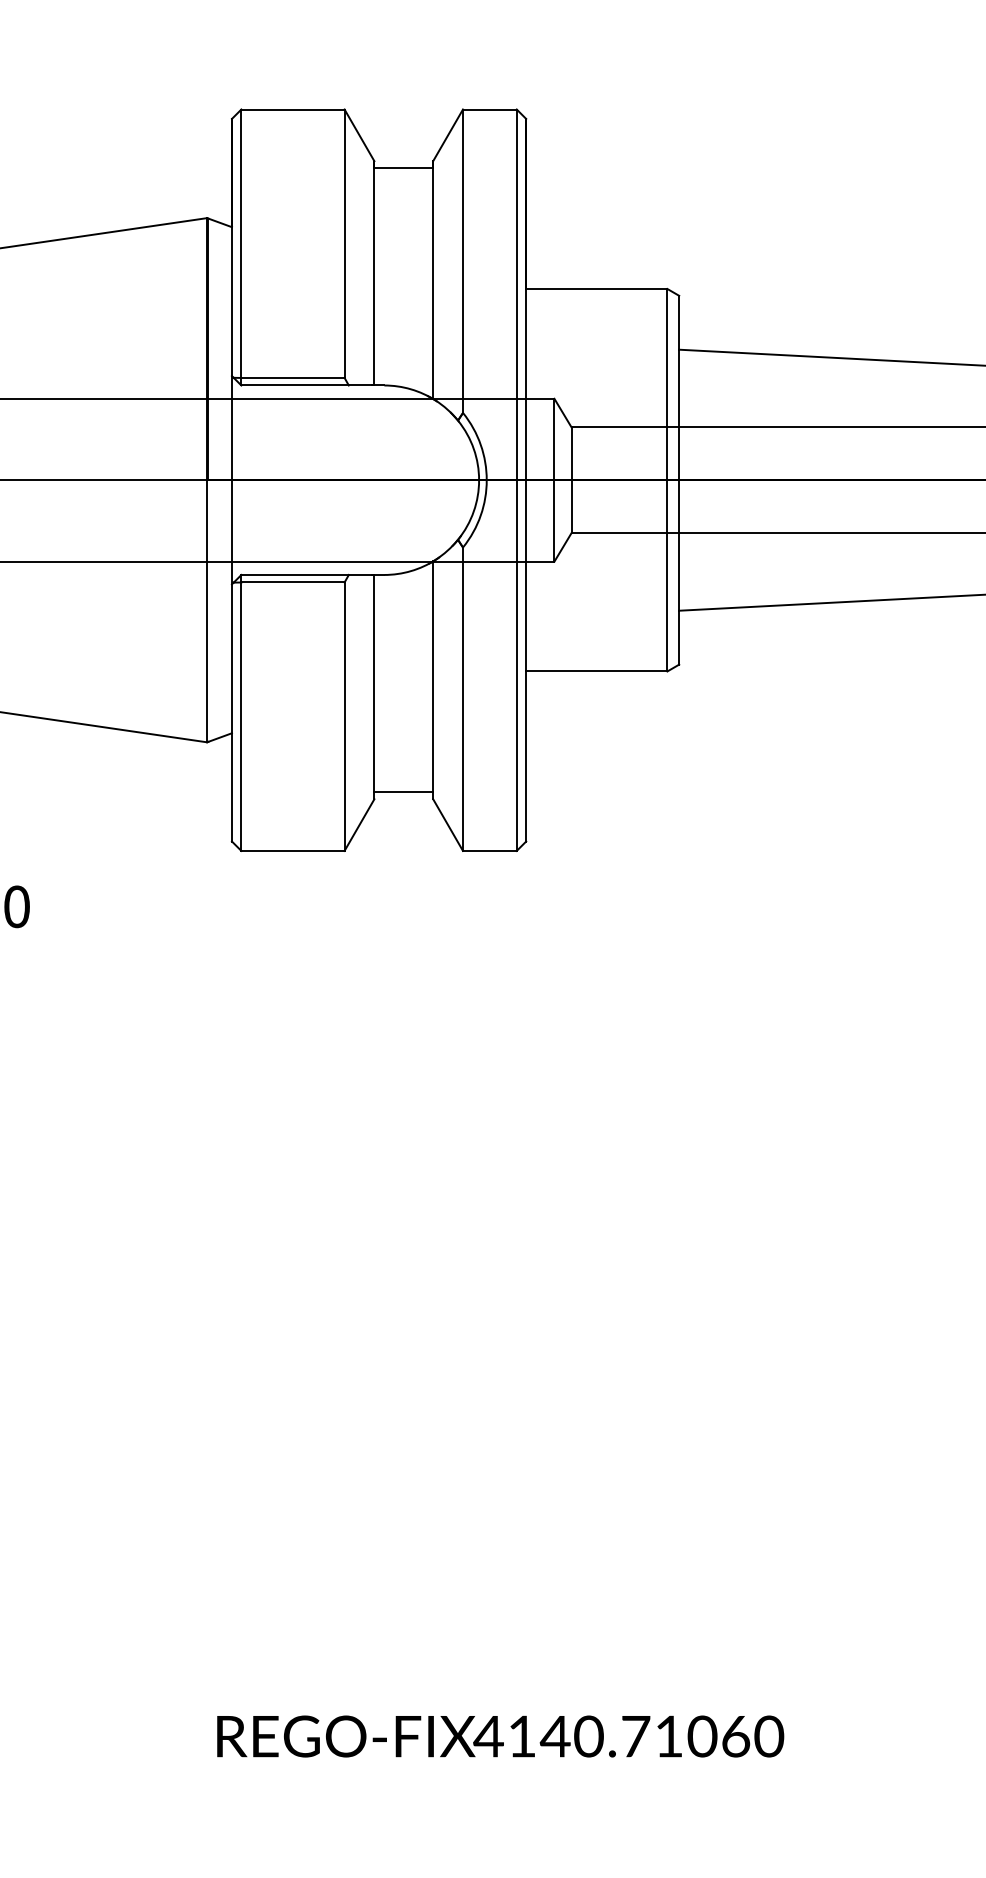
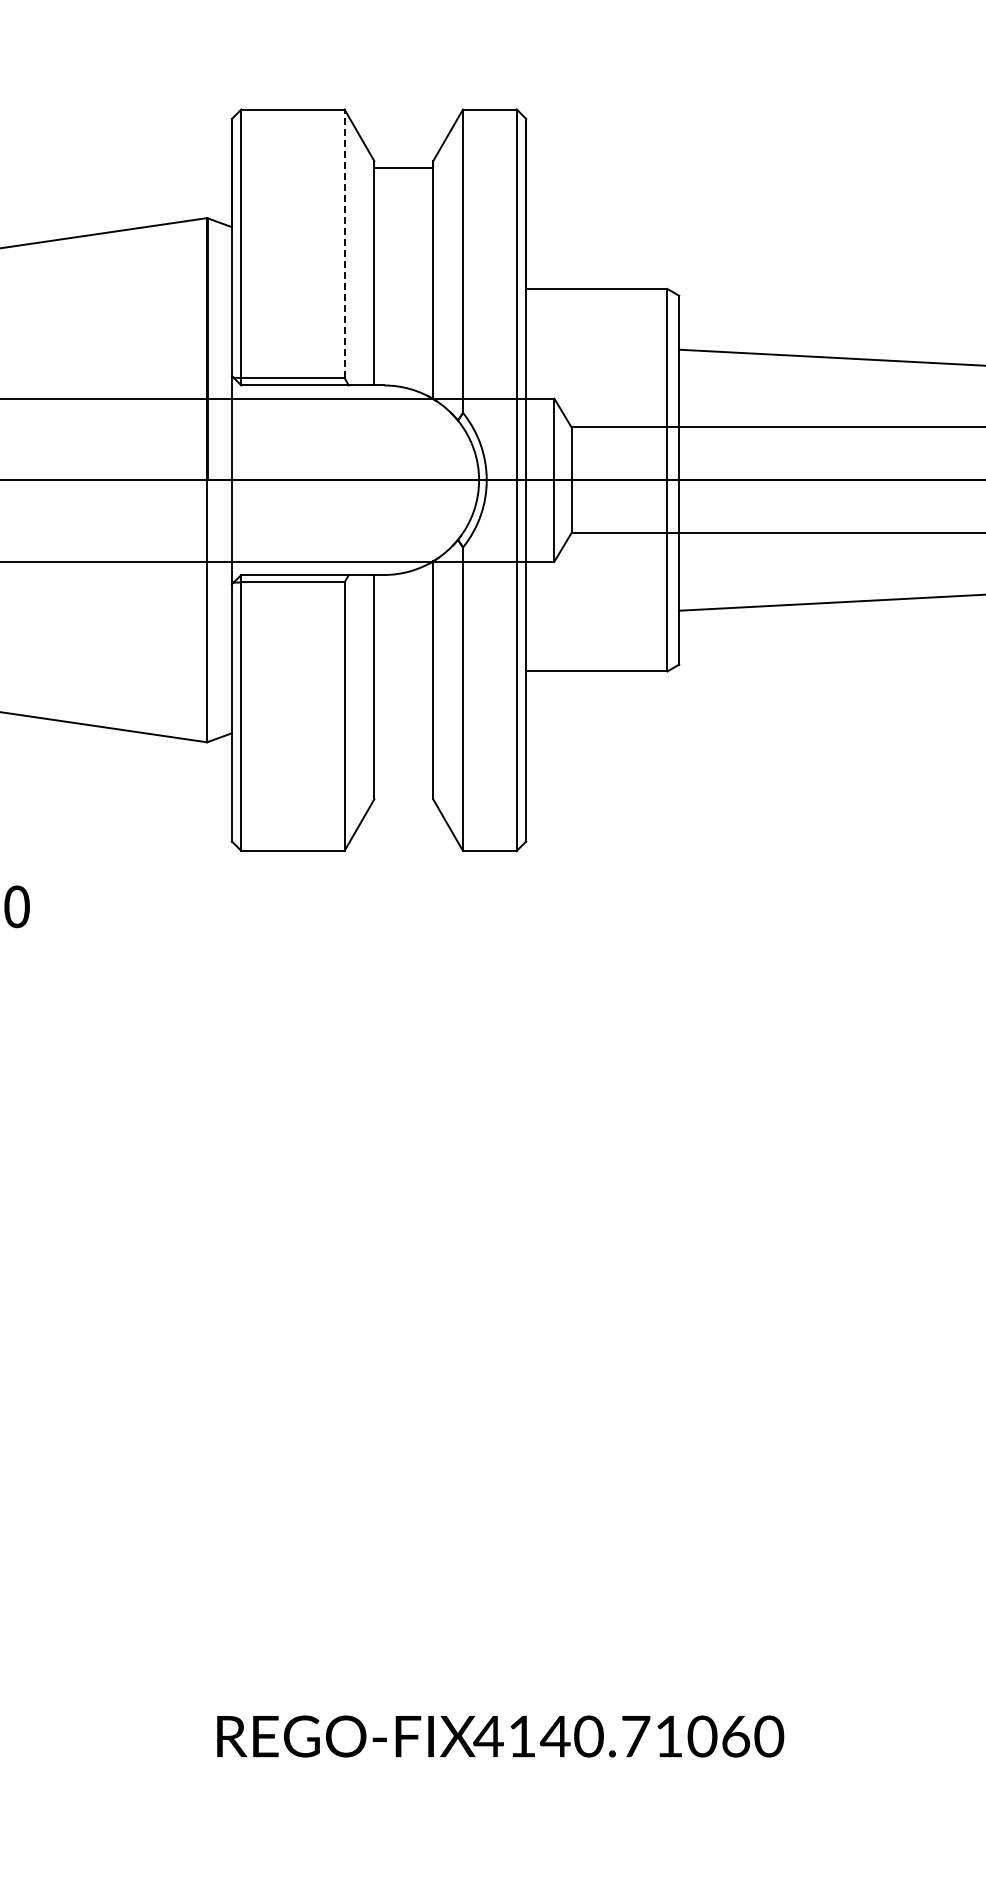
line: solid -> dashed (344, 243)
line: present -> none (403, 792)
